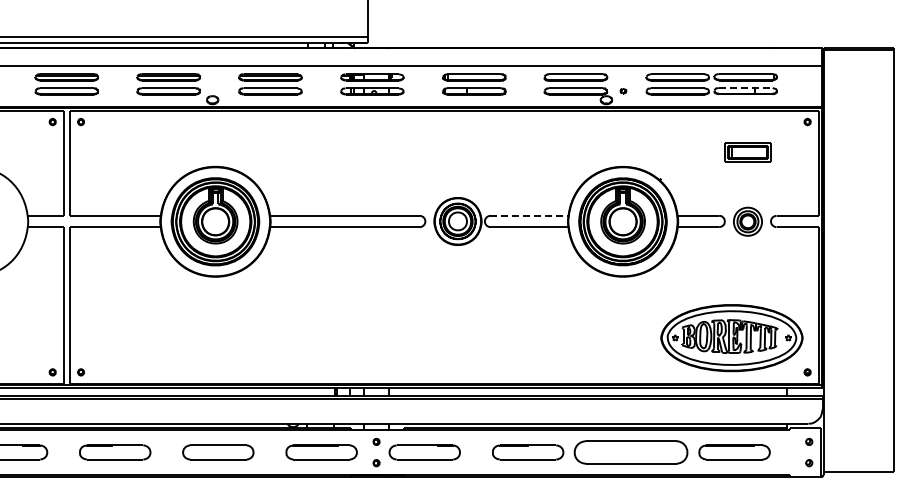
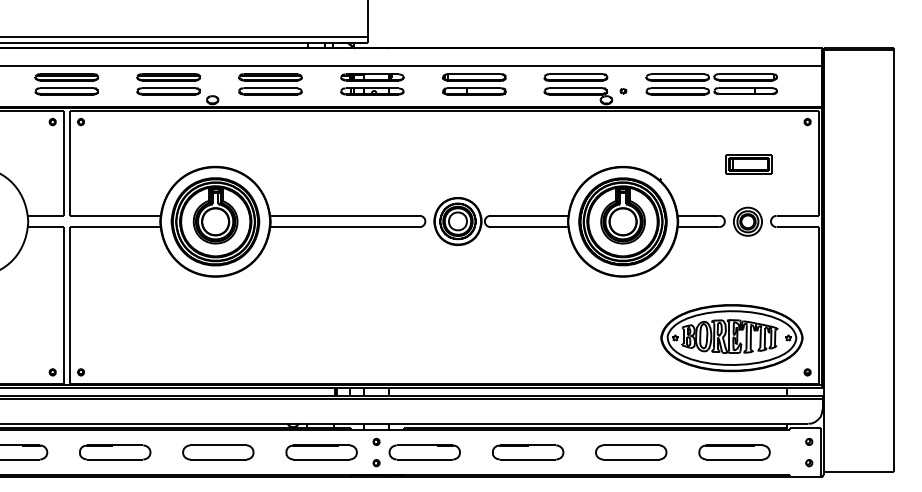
line: dashed -> solid (745, 88)
part position: (747, 152) -> (748, 164) (748, 164)
line: dashed -> solid (529, 215)
part size: 116x25 px -> 73x17 px (631, 452)
